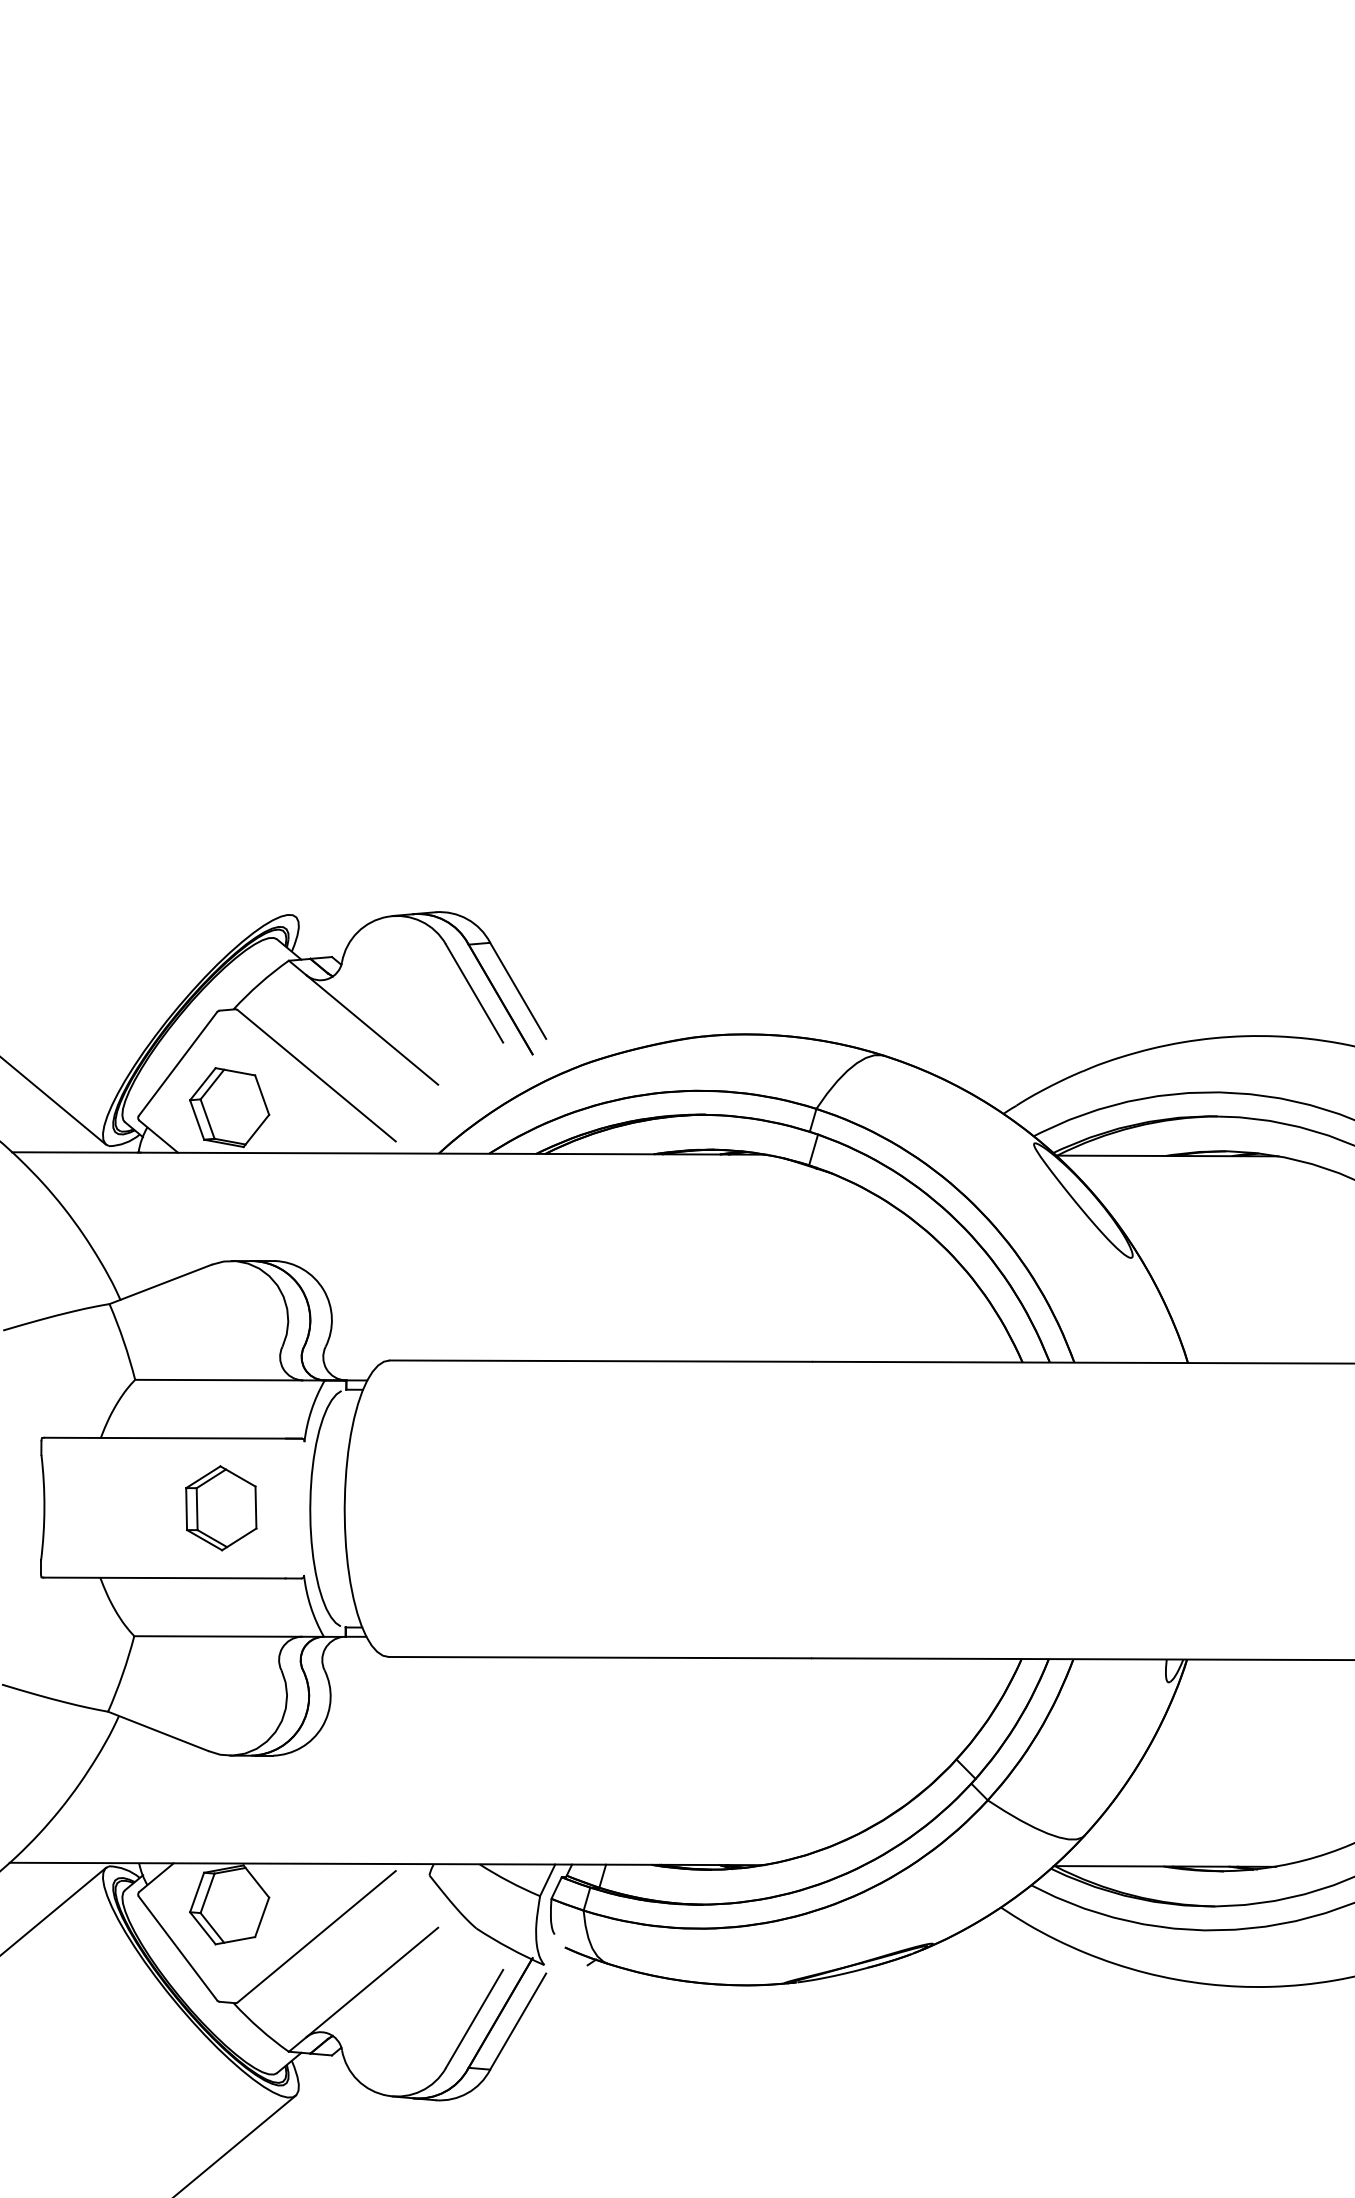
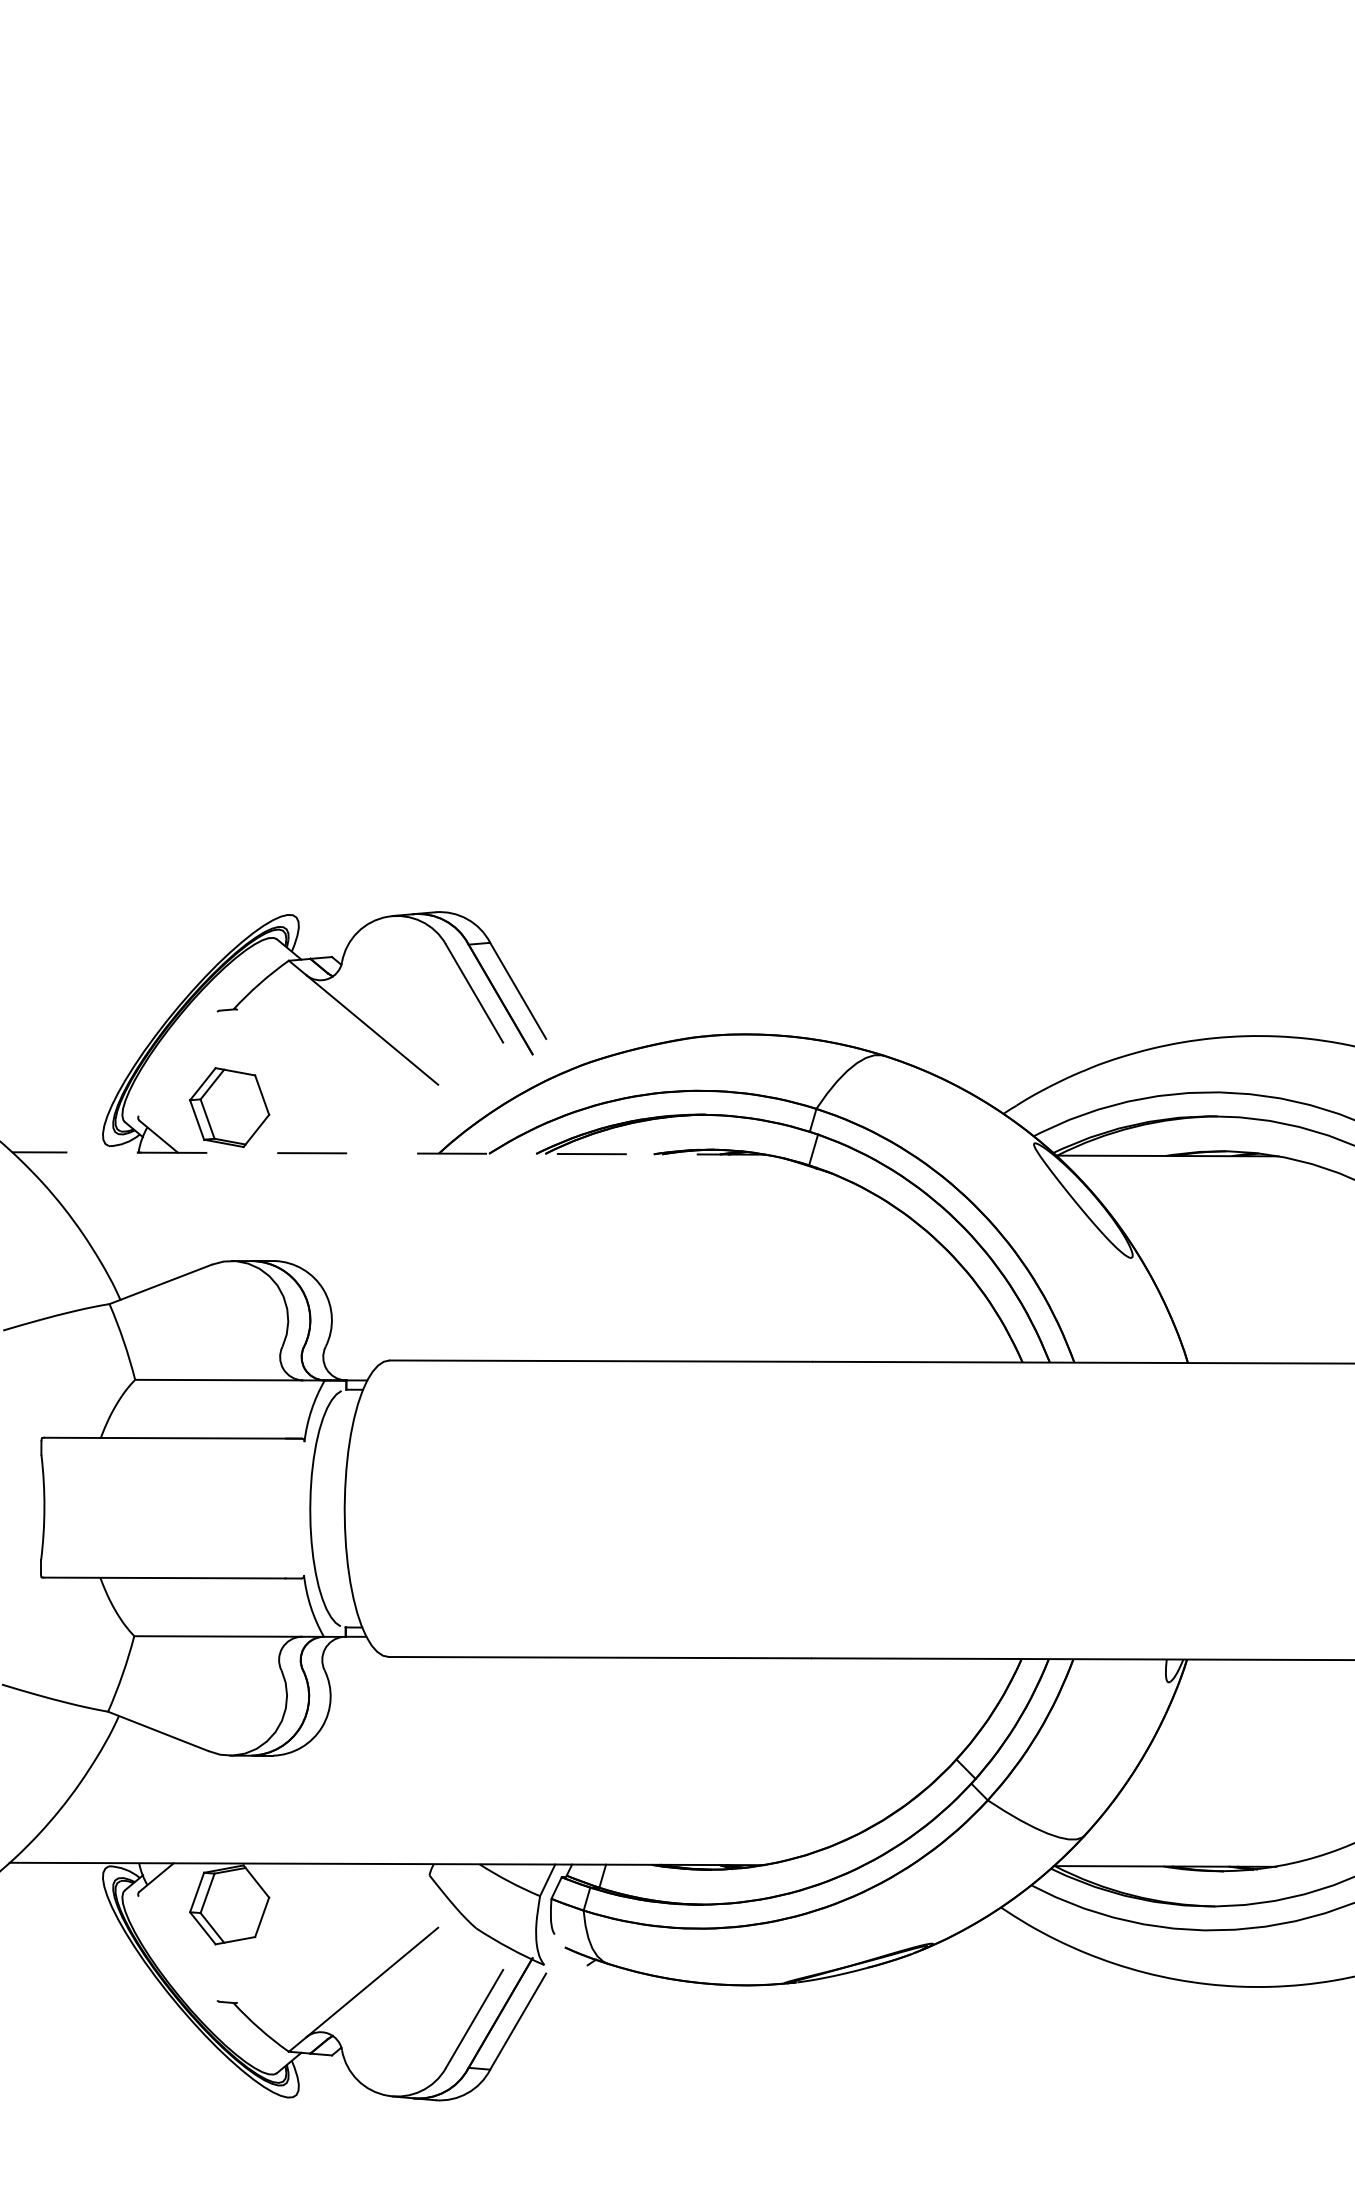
line: present -> none (177, 1063)
line: present -> none (316, 1075)
line: present -> none (54, 1101)
line: solid -> dashed (388, 1153)
part: present -> none (221, 1508)
line: present -> none (54, 1910)
line: present -> none (316, 1936)
line: present -> none (177, 1948)
line: present -> none (235, 2144)
